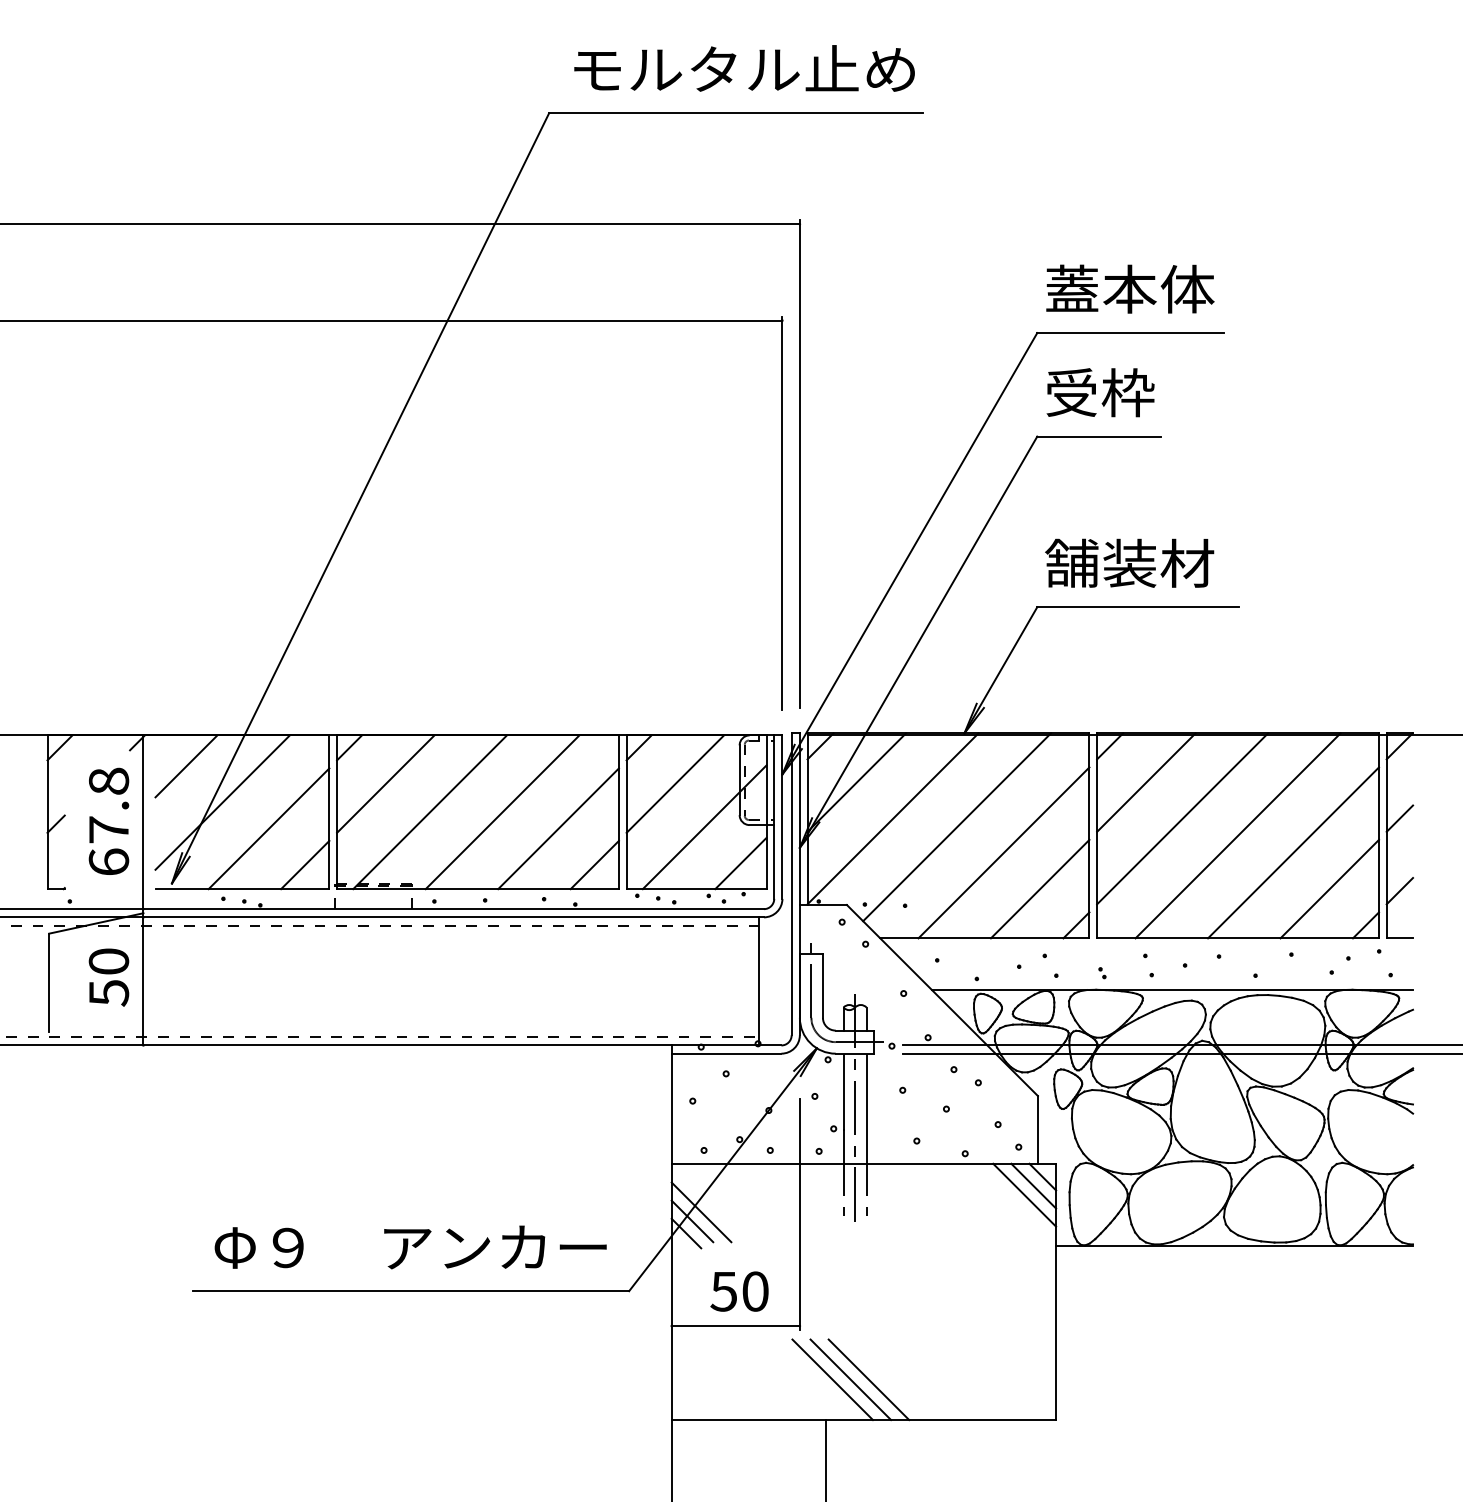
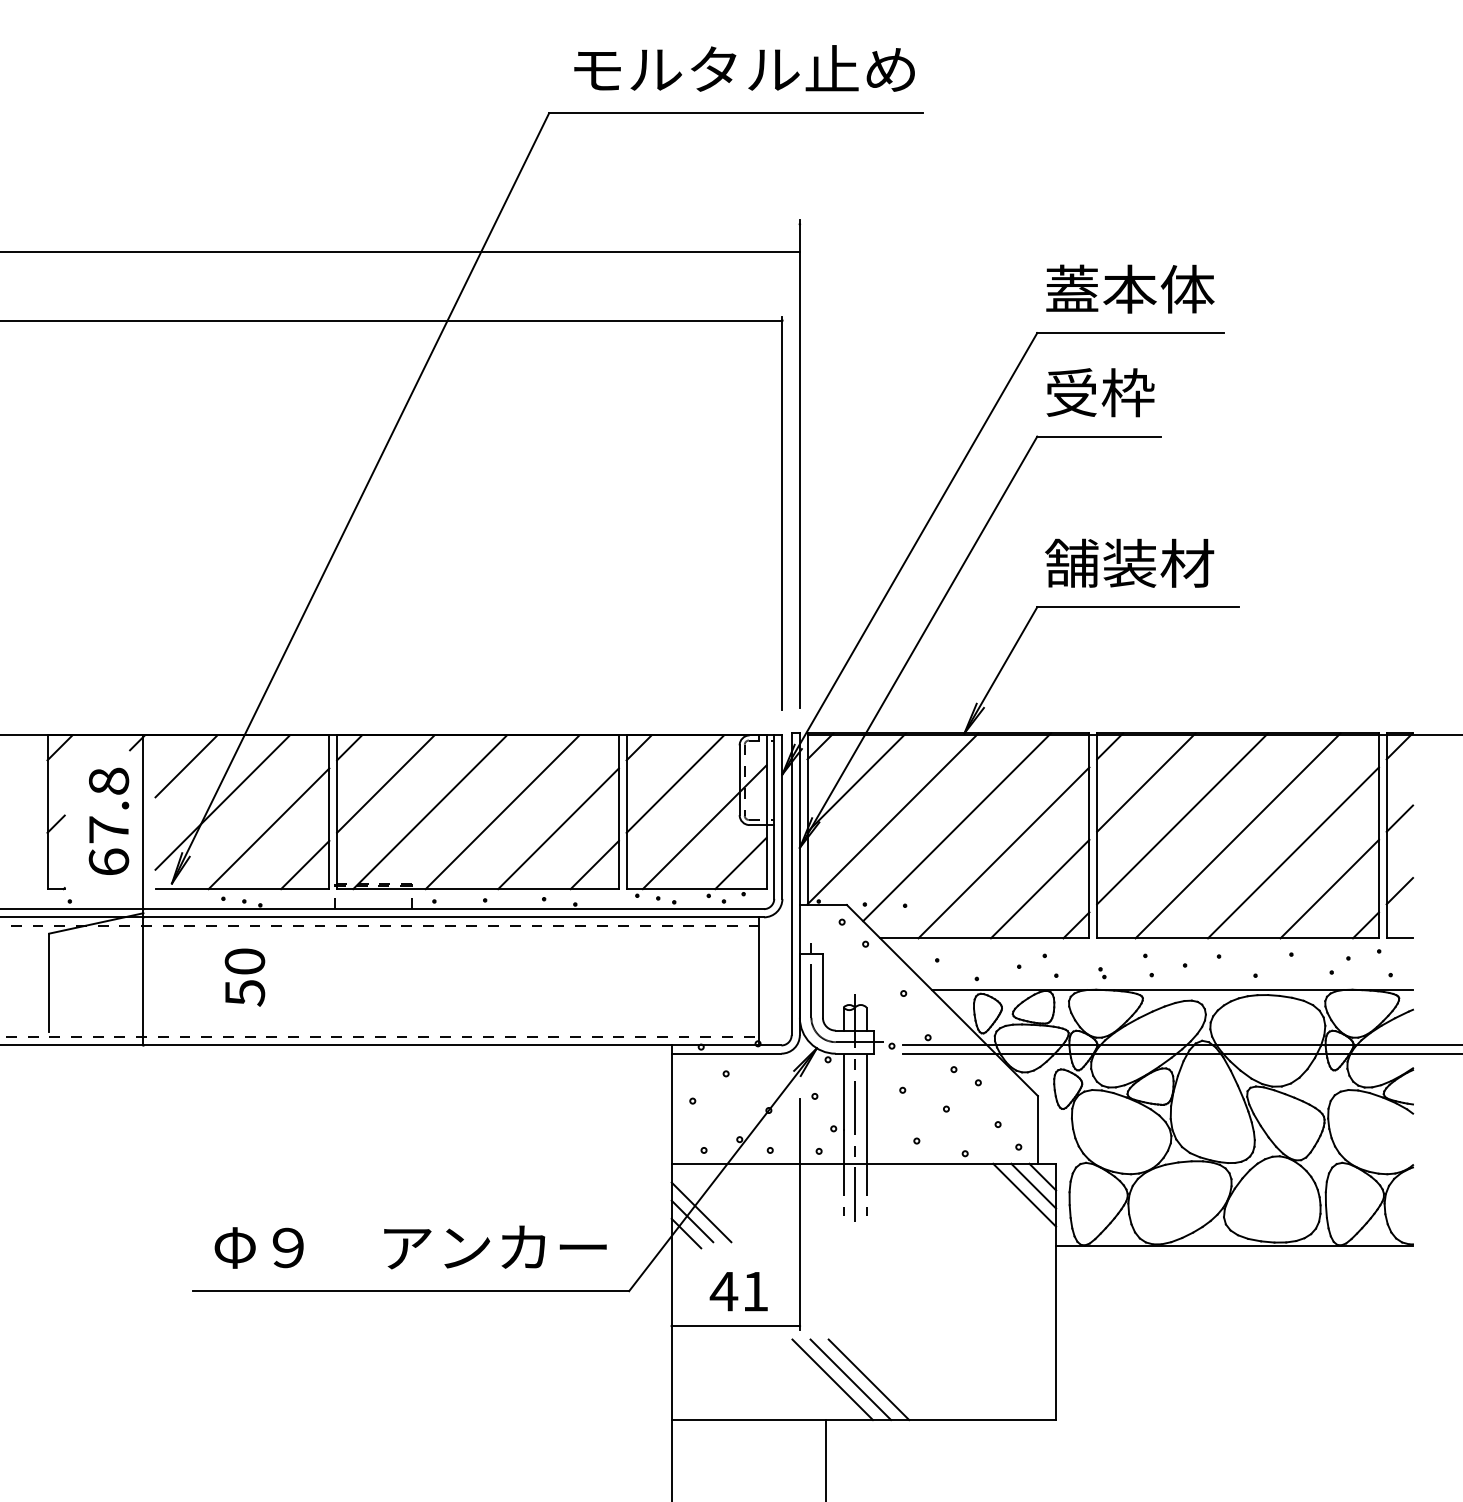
line position: (400, 224) -> (400, 252) (400, 252)
text position: (108, 977) -> (244, 977) (244, 977)
text: 50 -> 41 (738, 1291)
